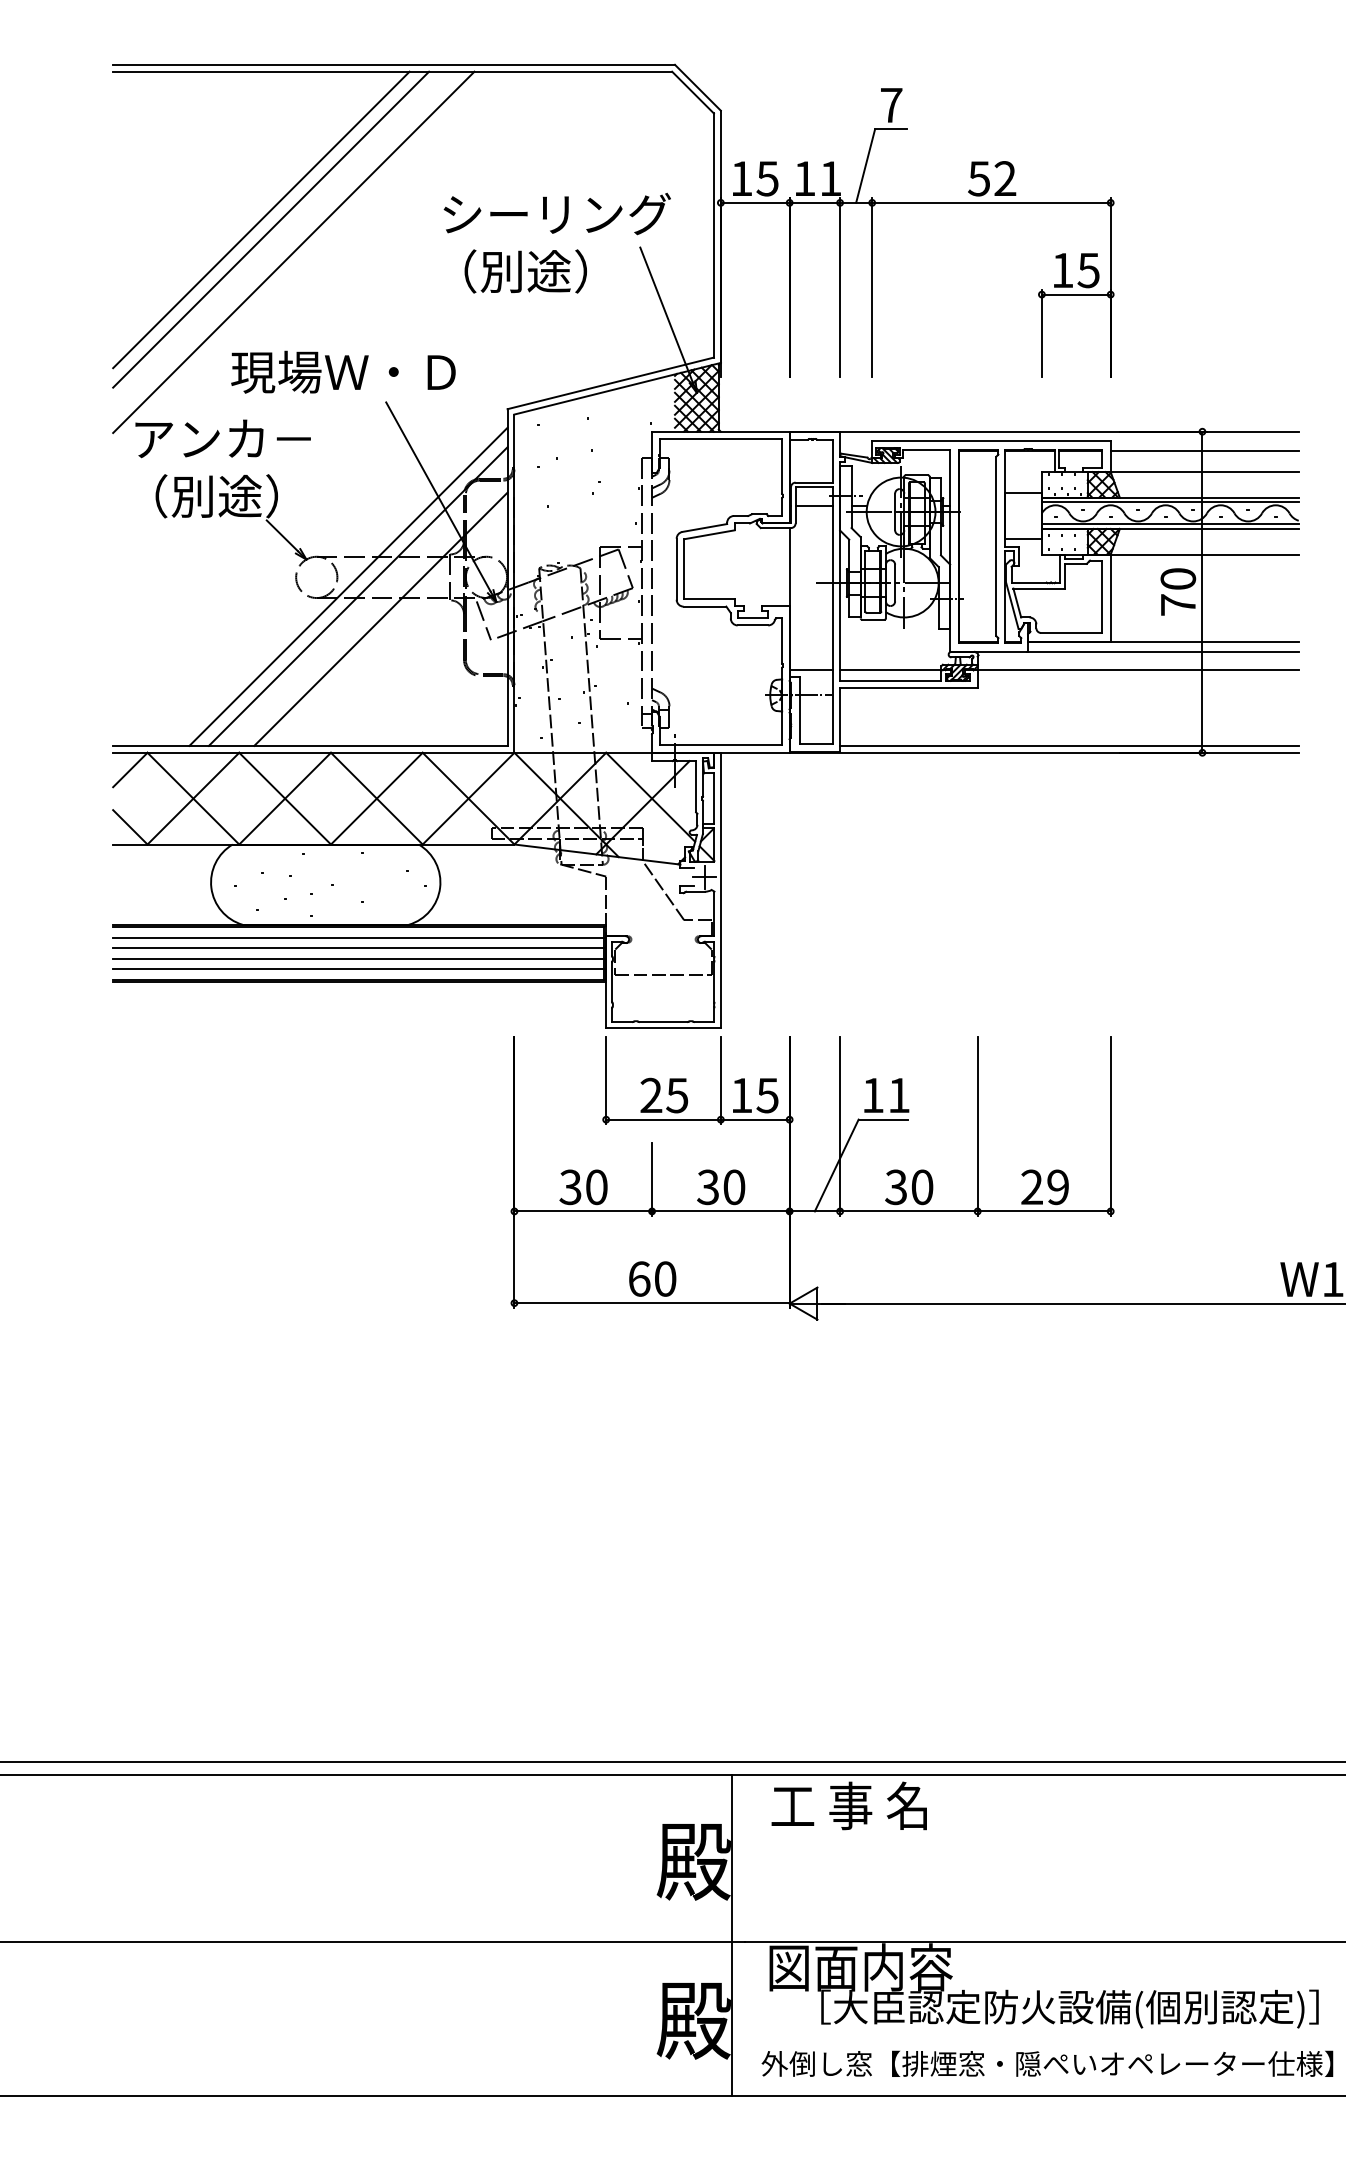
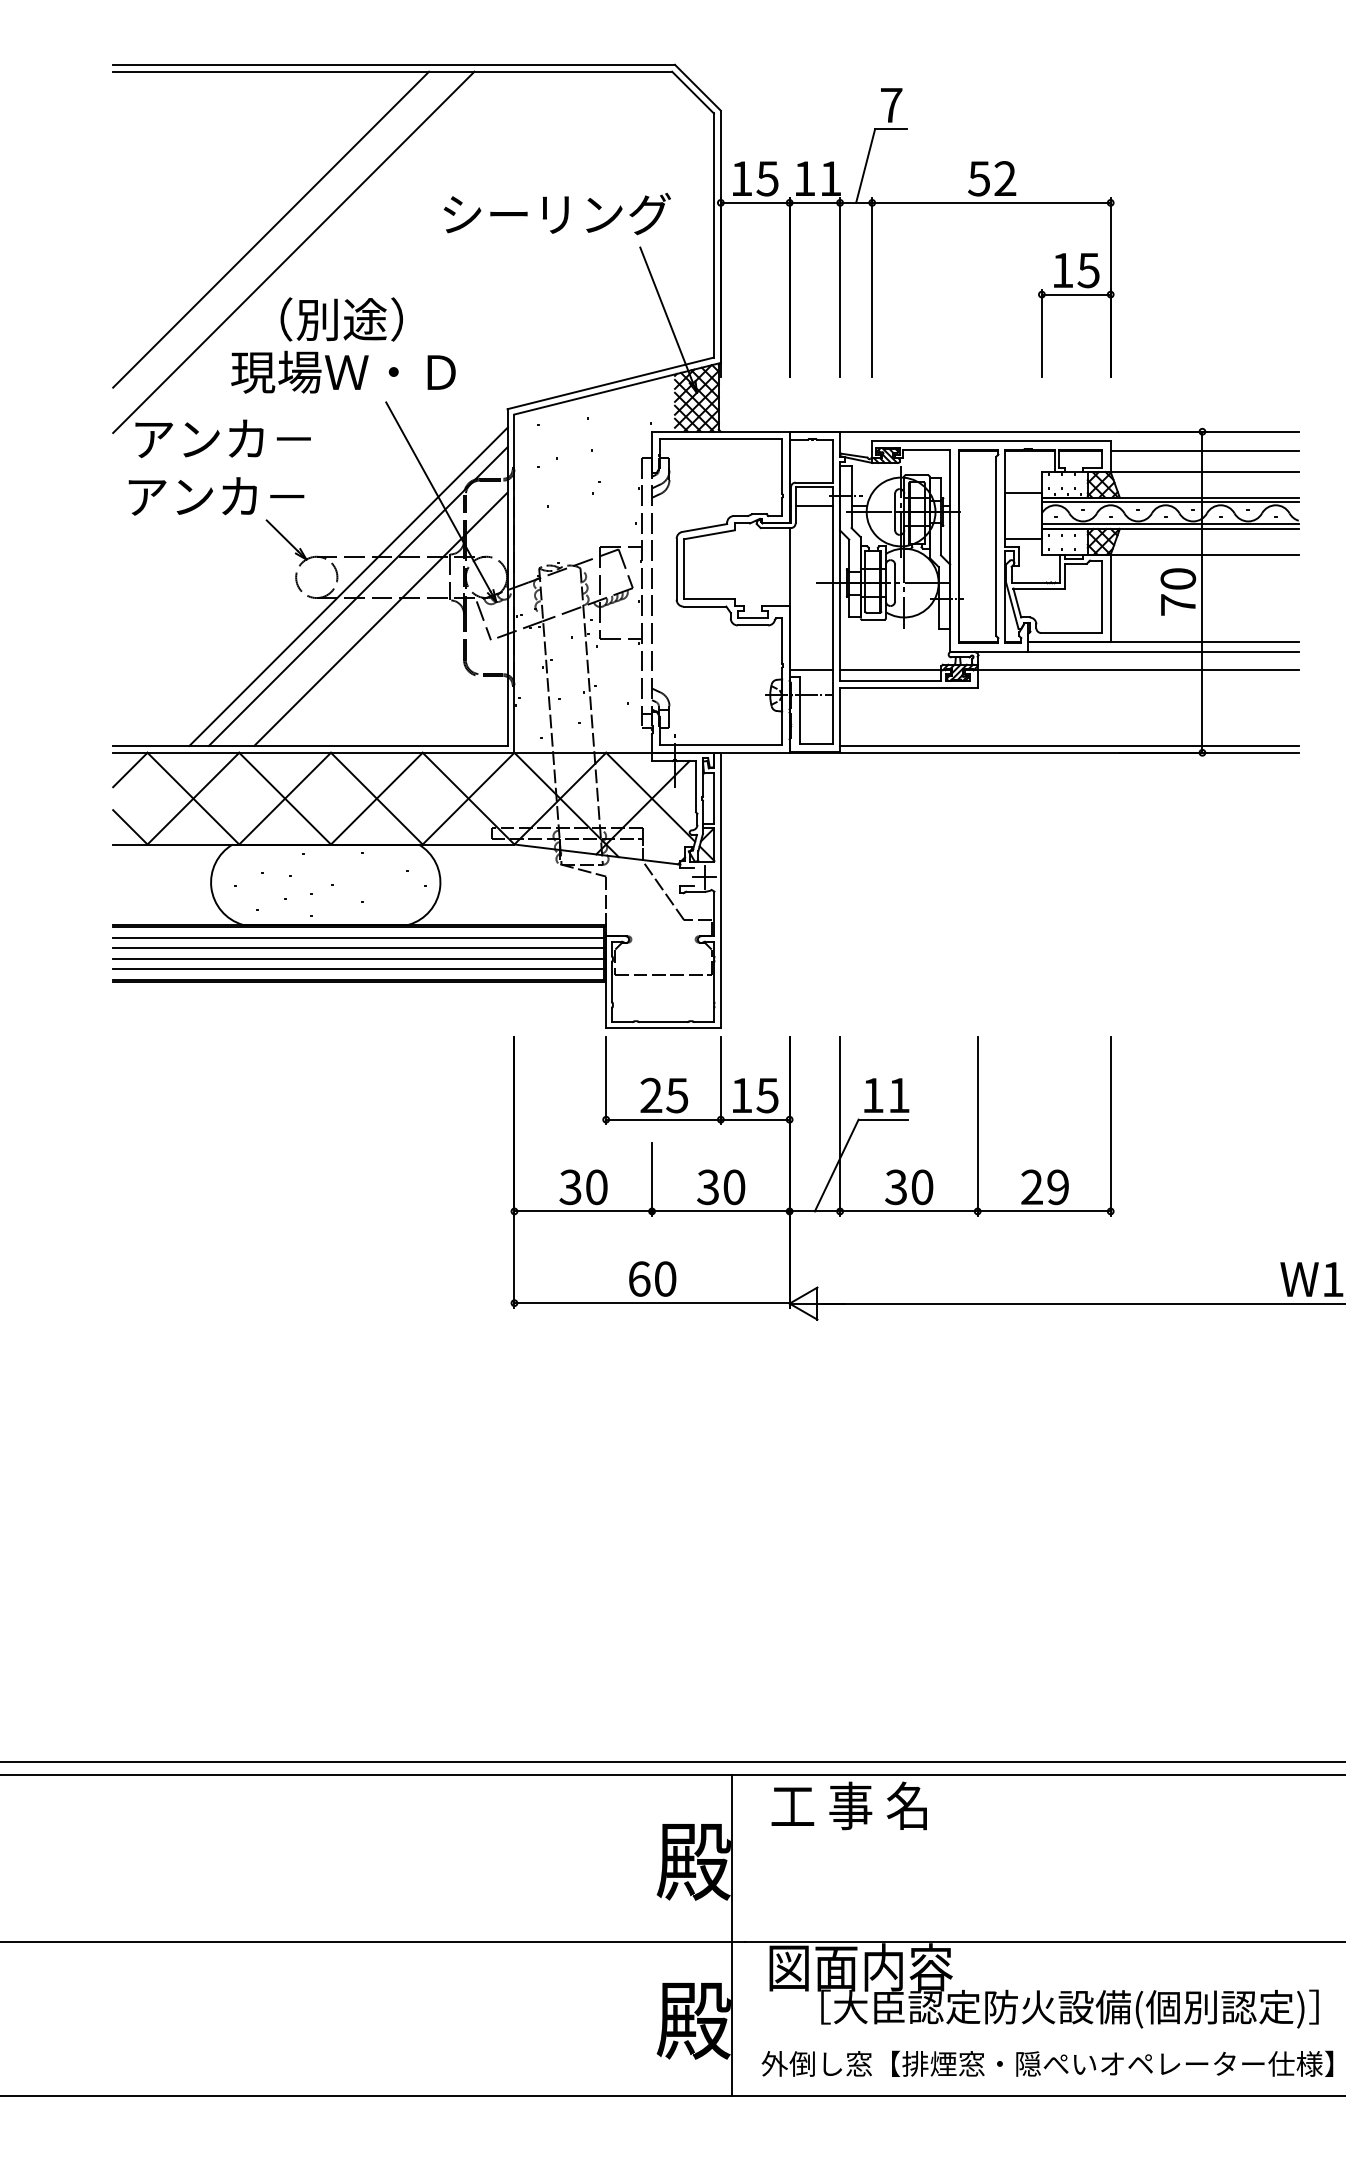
line: present -> none (261, 219)
text position: (525, 271) -> (341, 319) (341, 319)
text: （別途） -> アンカ－ (216, 496)
